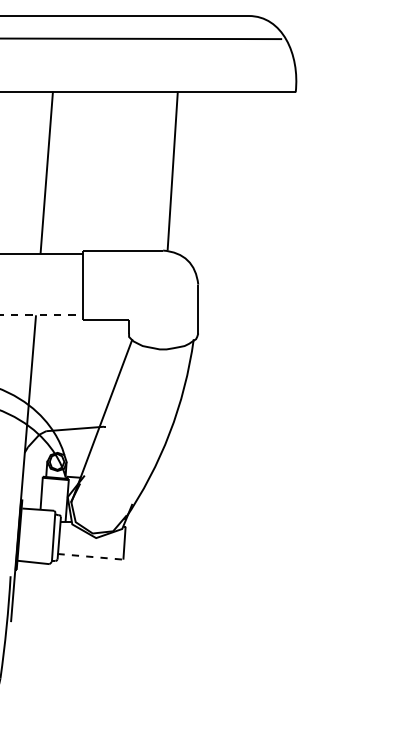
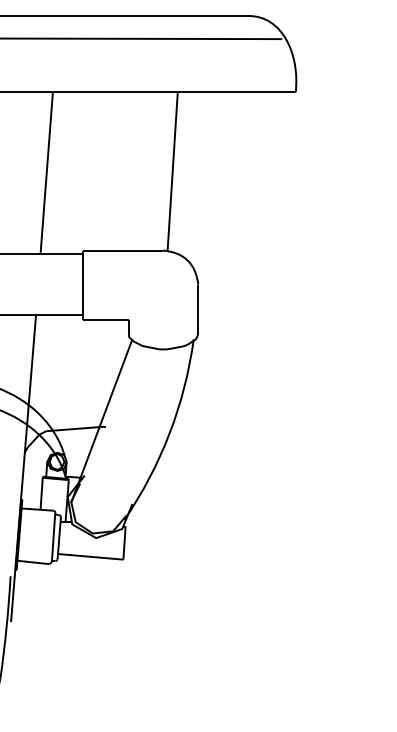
line: dashed -> solid (41, 315)
line: dashed -> solid (90, 556)
